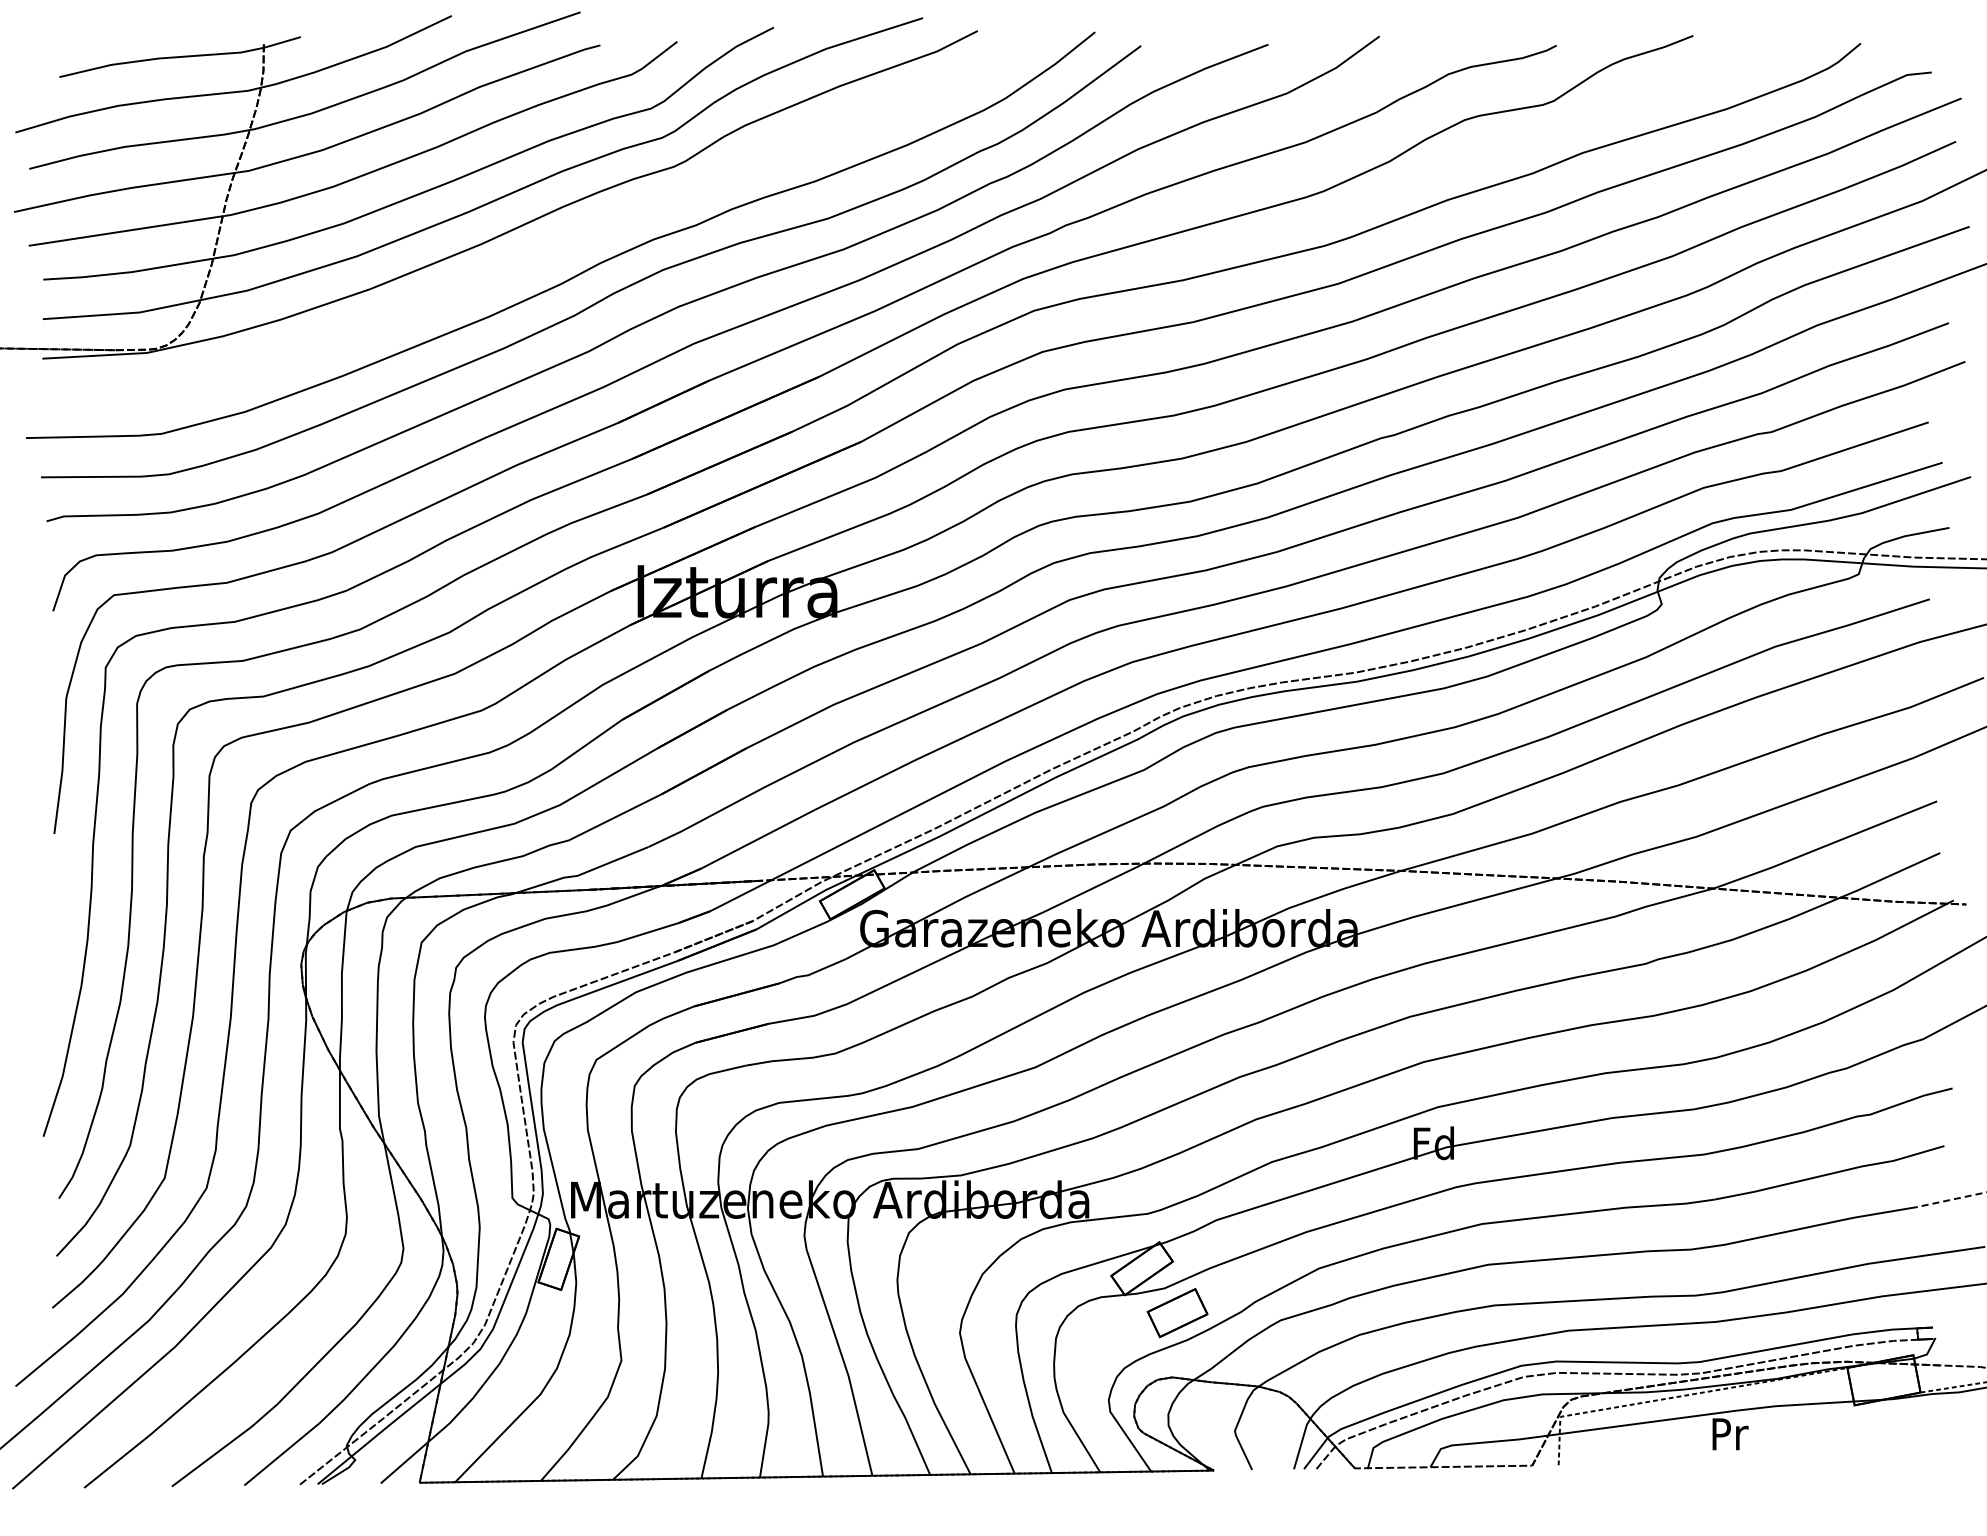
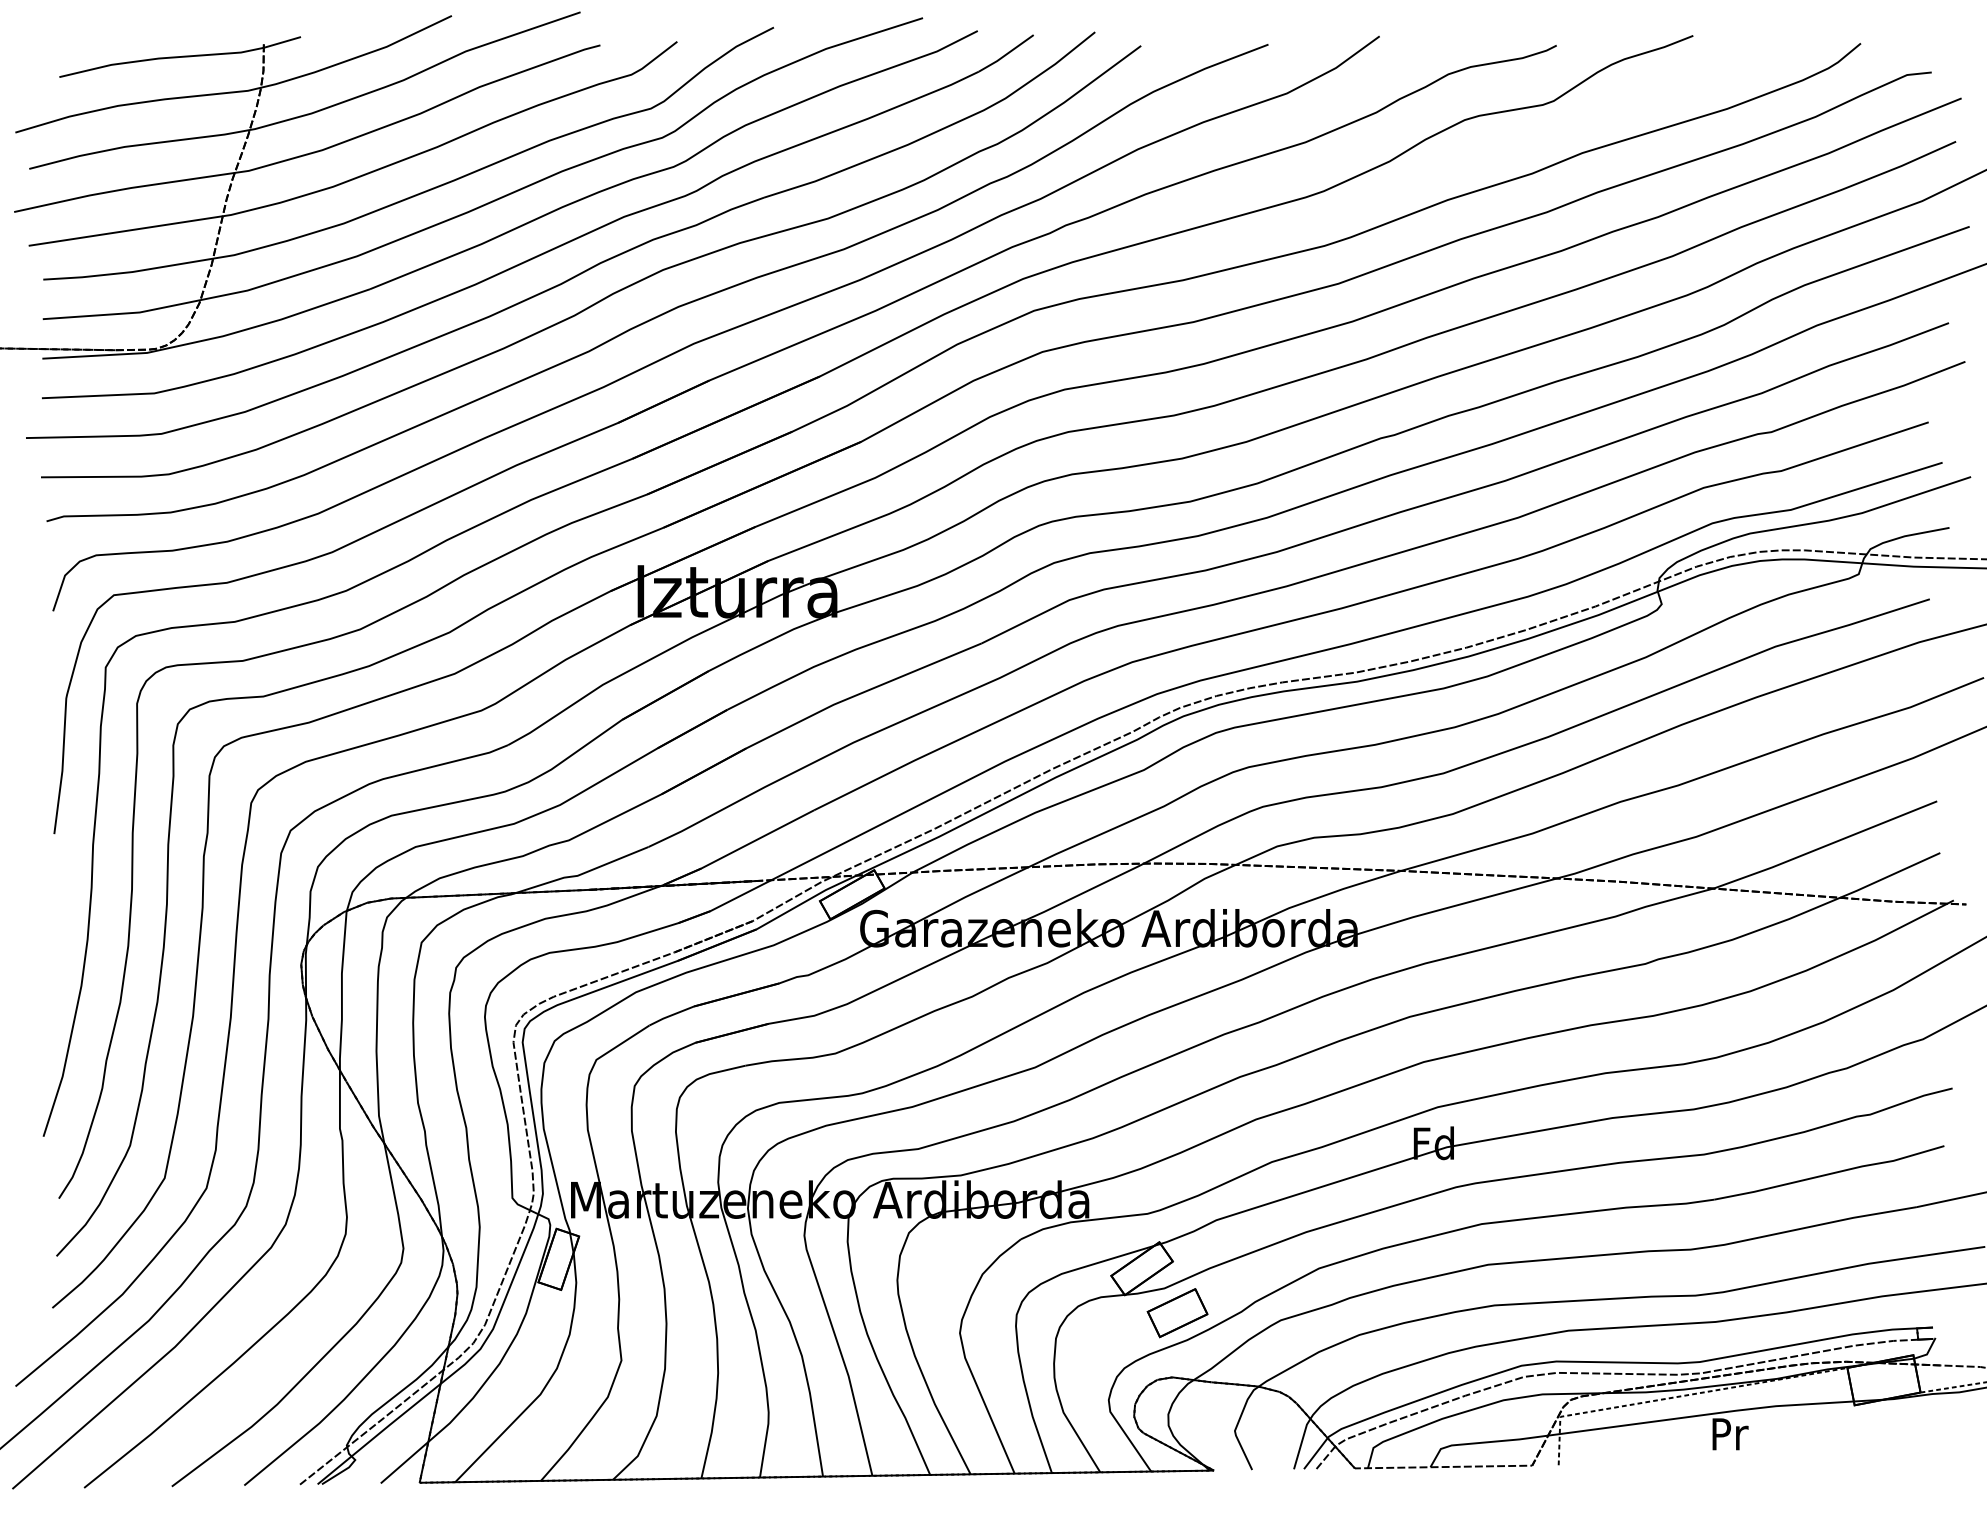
part: none -> present (551, 248)
line: dashed -> solid (1951, 1199)
